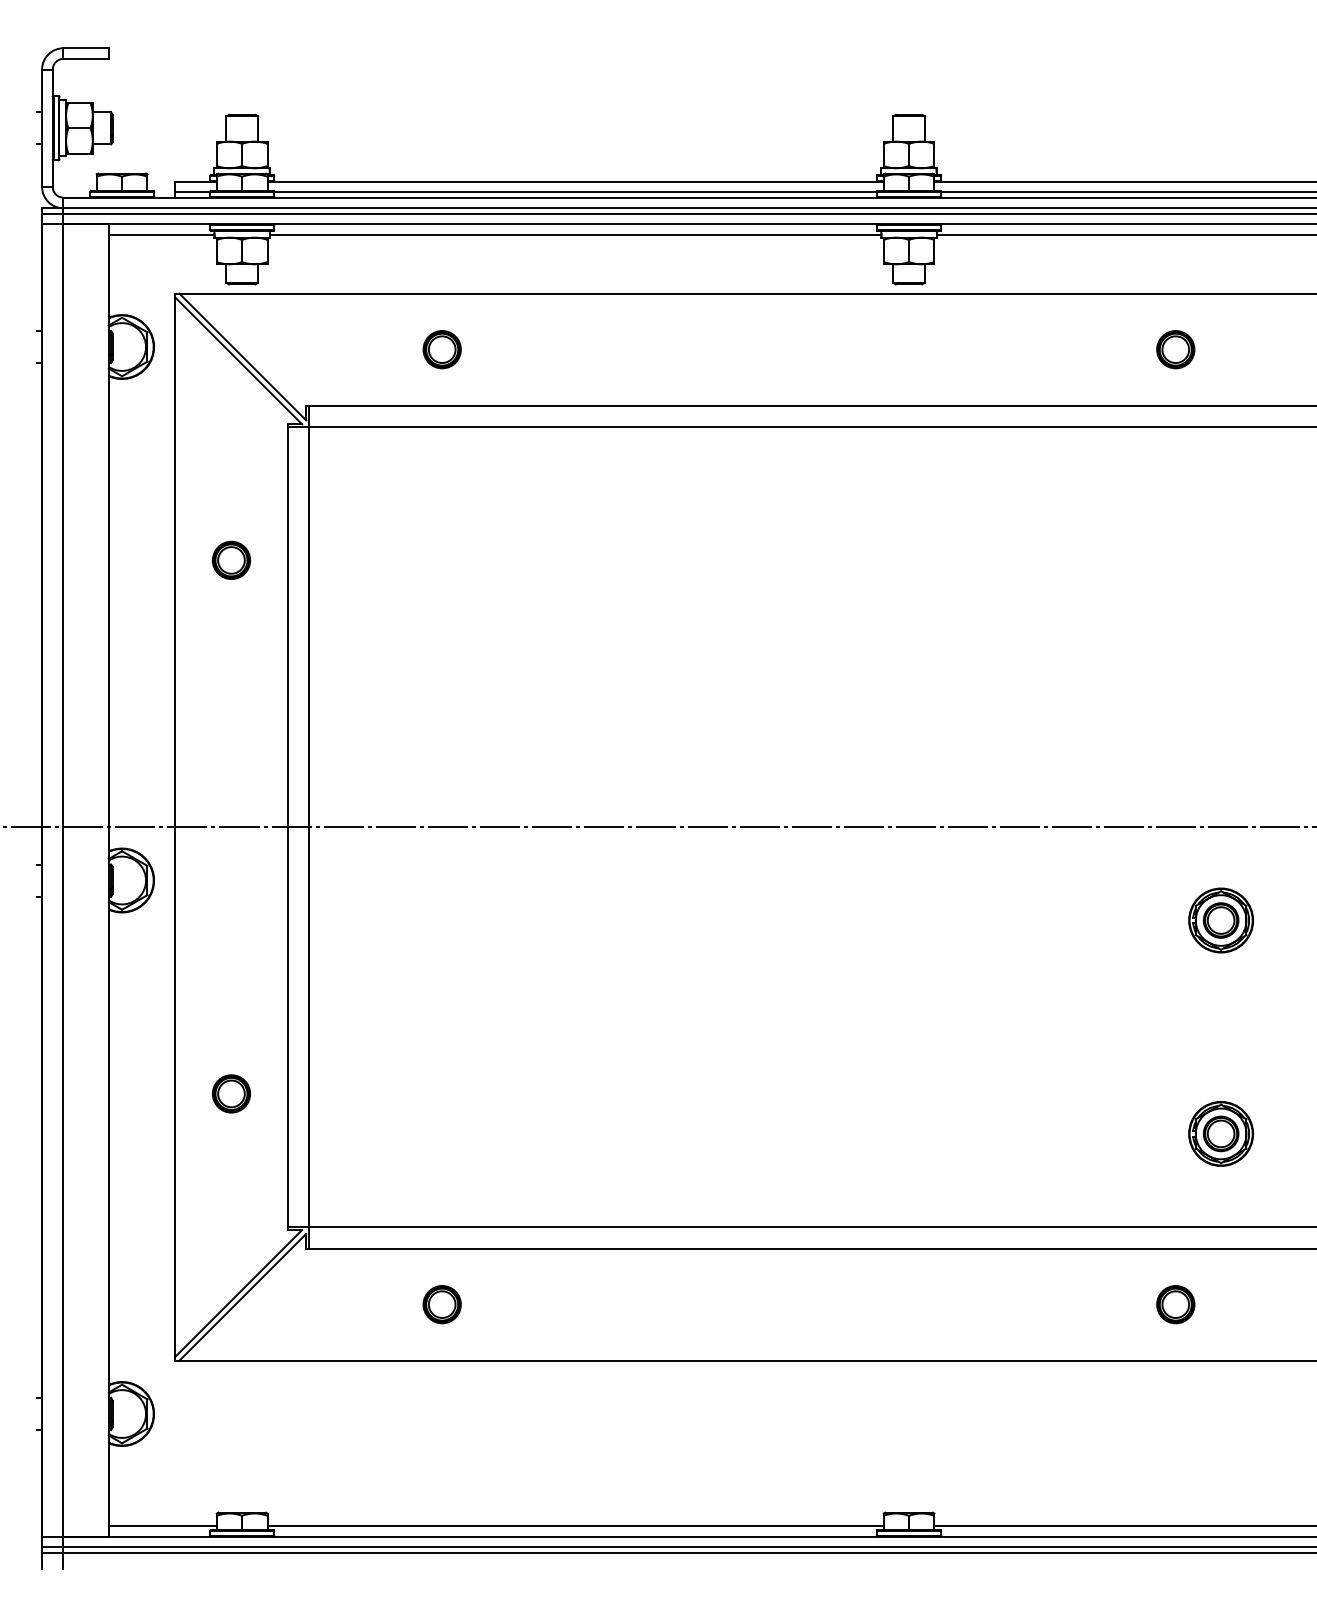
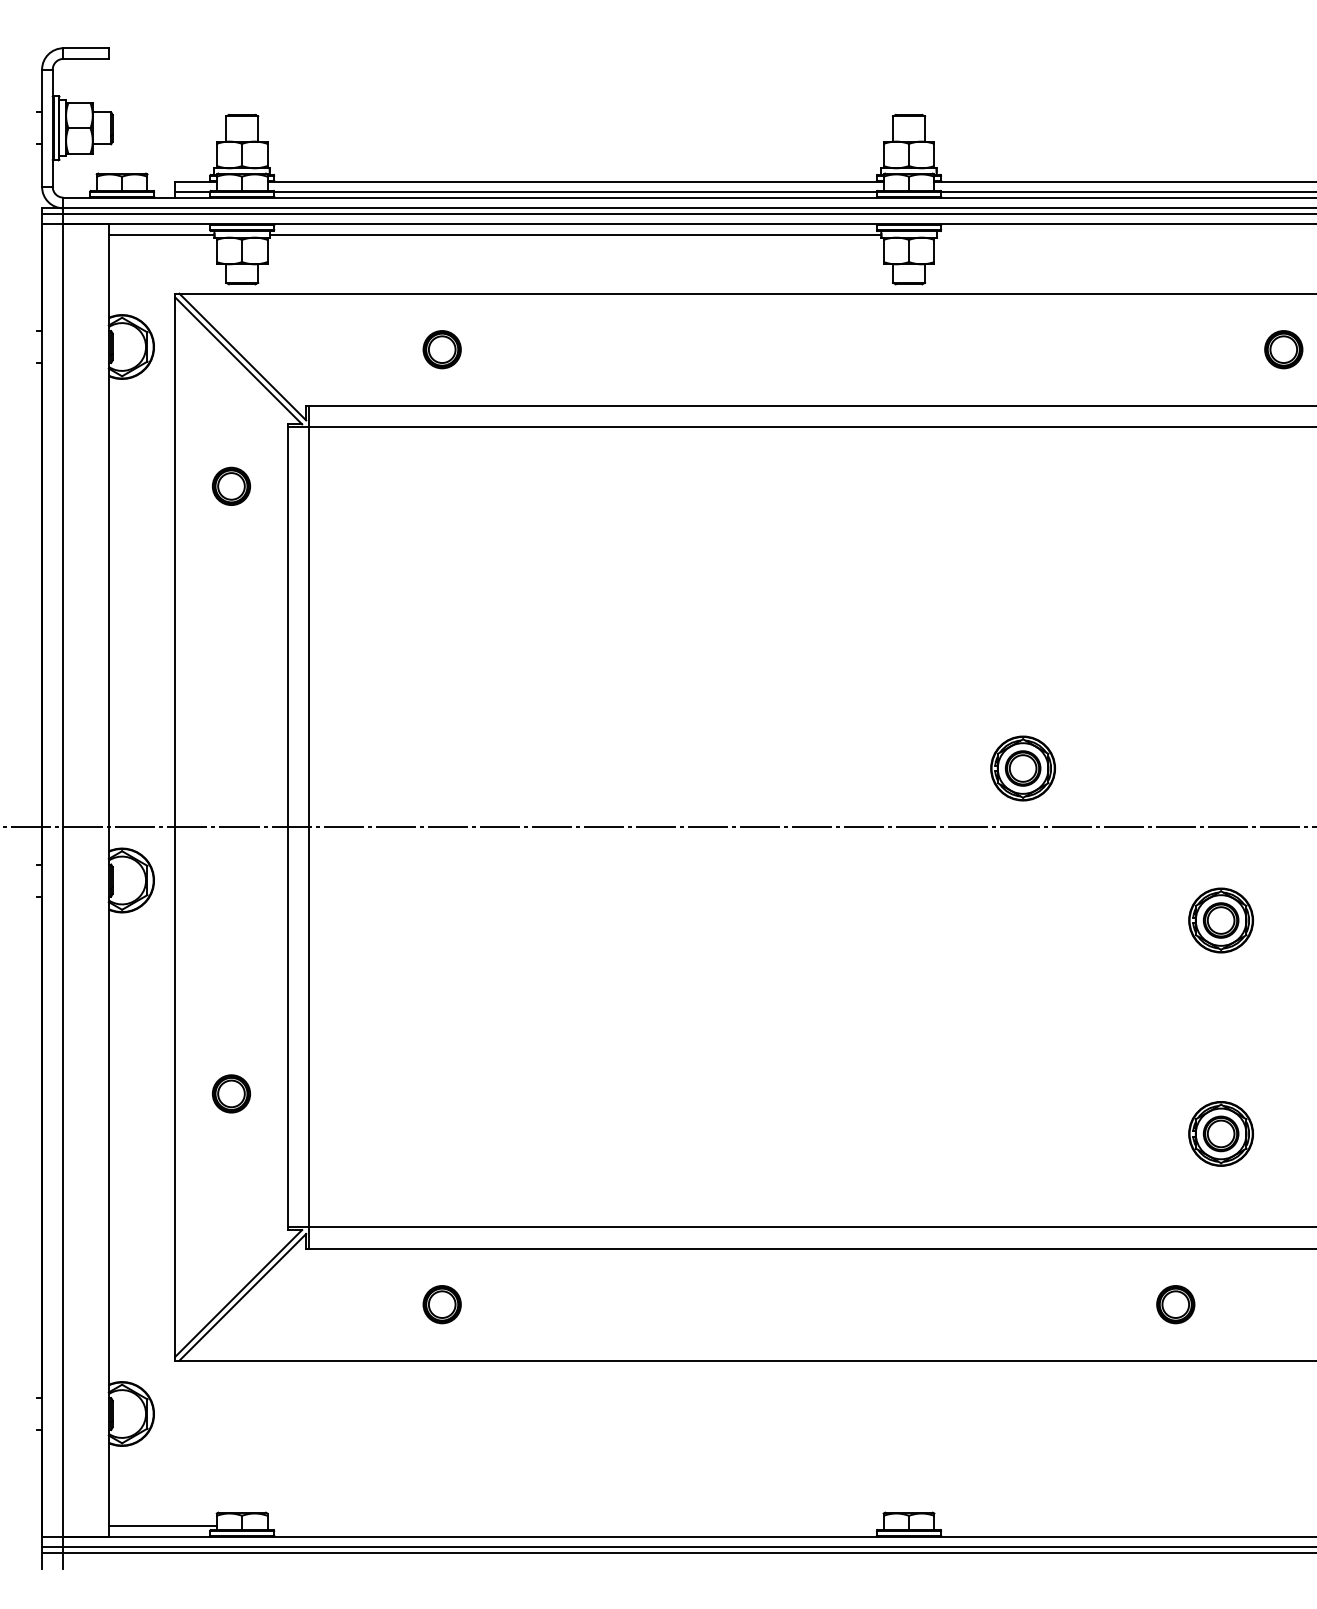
line: present -> none (1125, 234)
part position: (1175, 349) -> (1283, 349) (1283, 349)
part position: (230, 559) -> (230, 485) (230, 485)
part: none -> present (1022, 768)
line: present -> none (575, 1526)
line: present -> none (1123, 1526)
